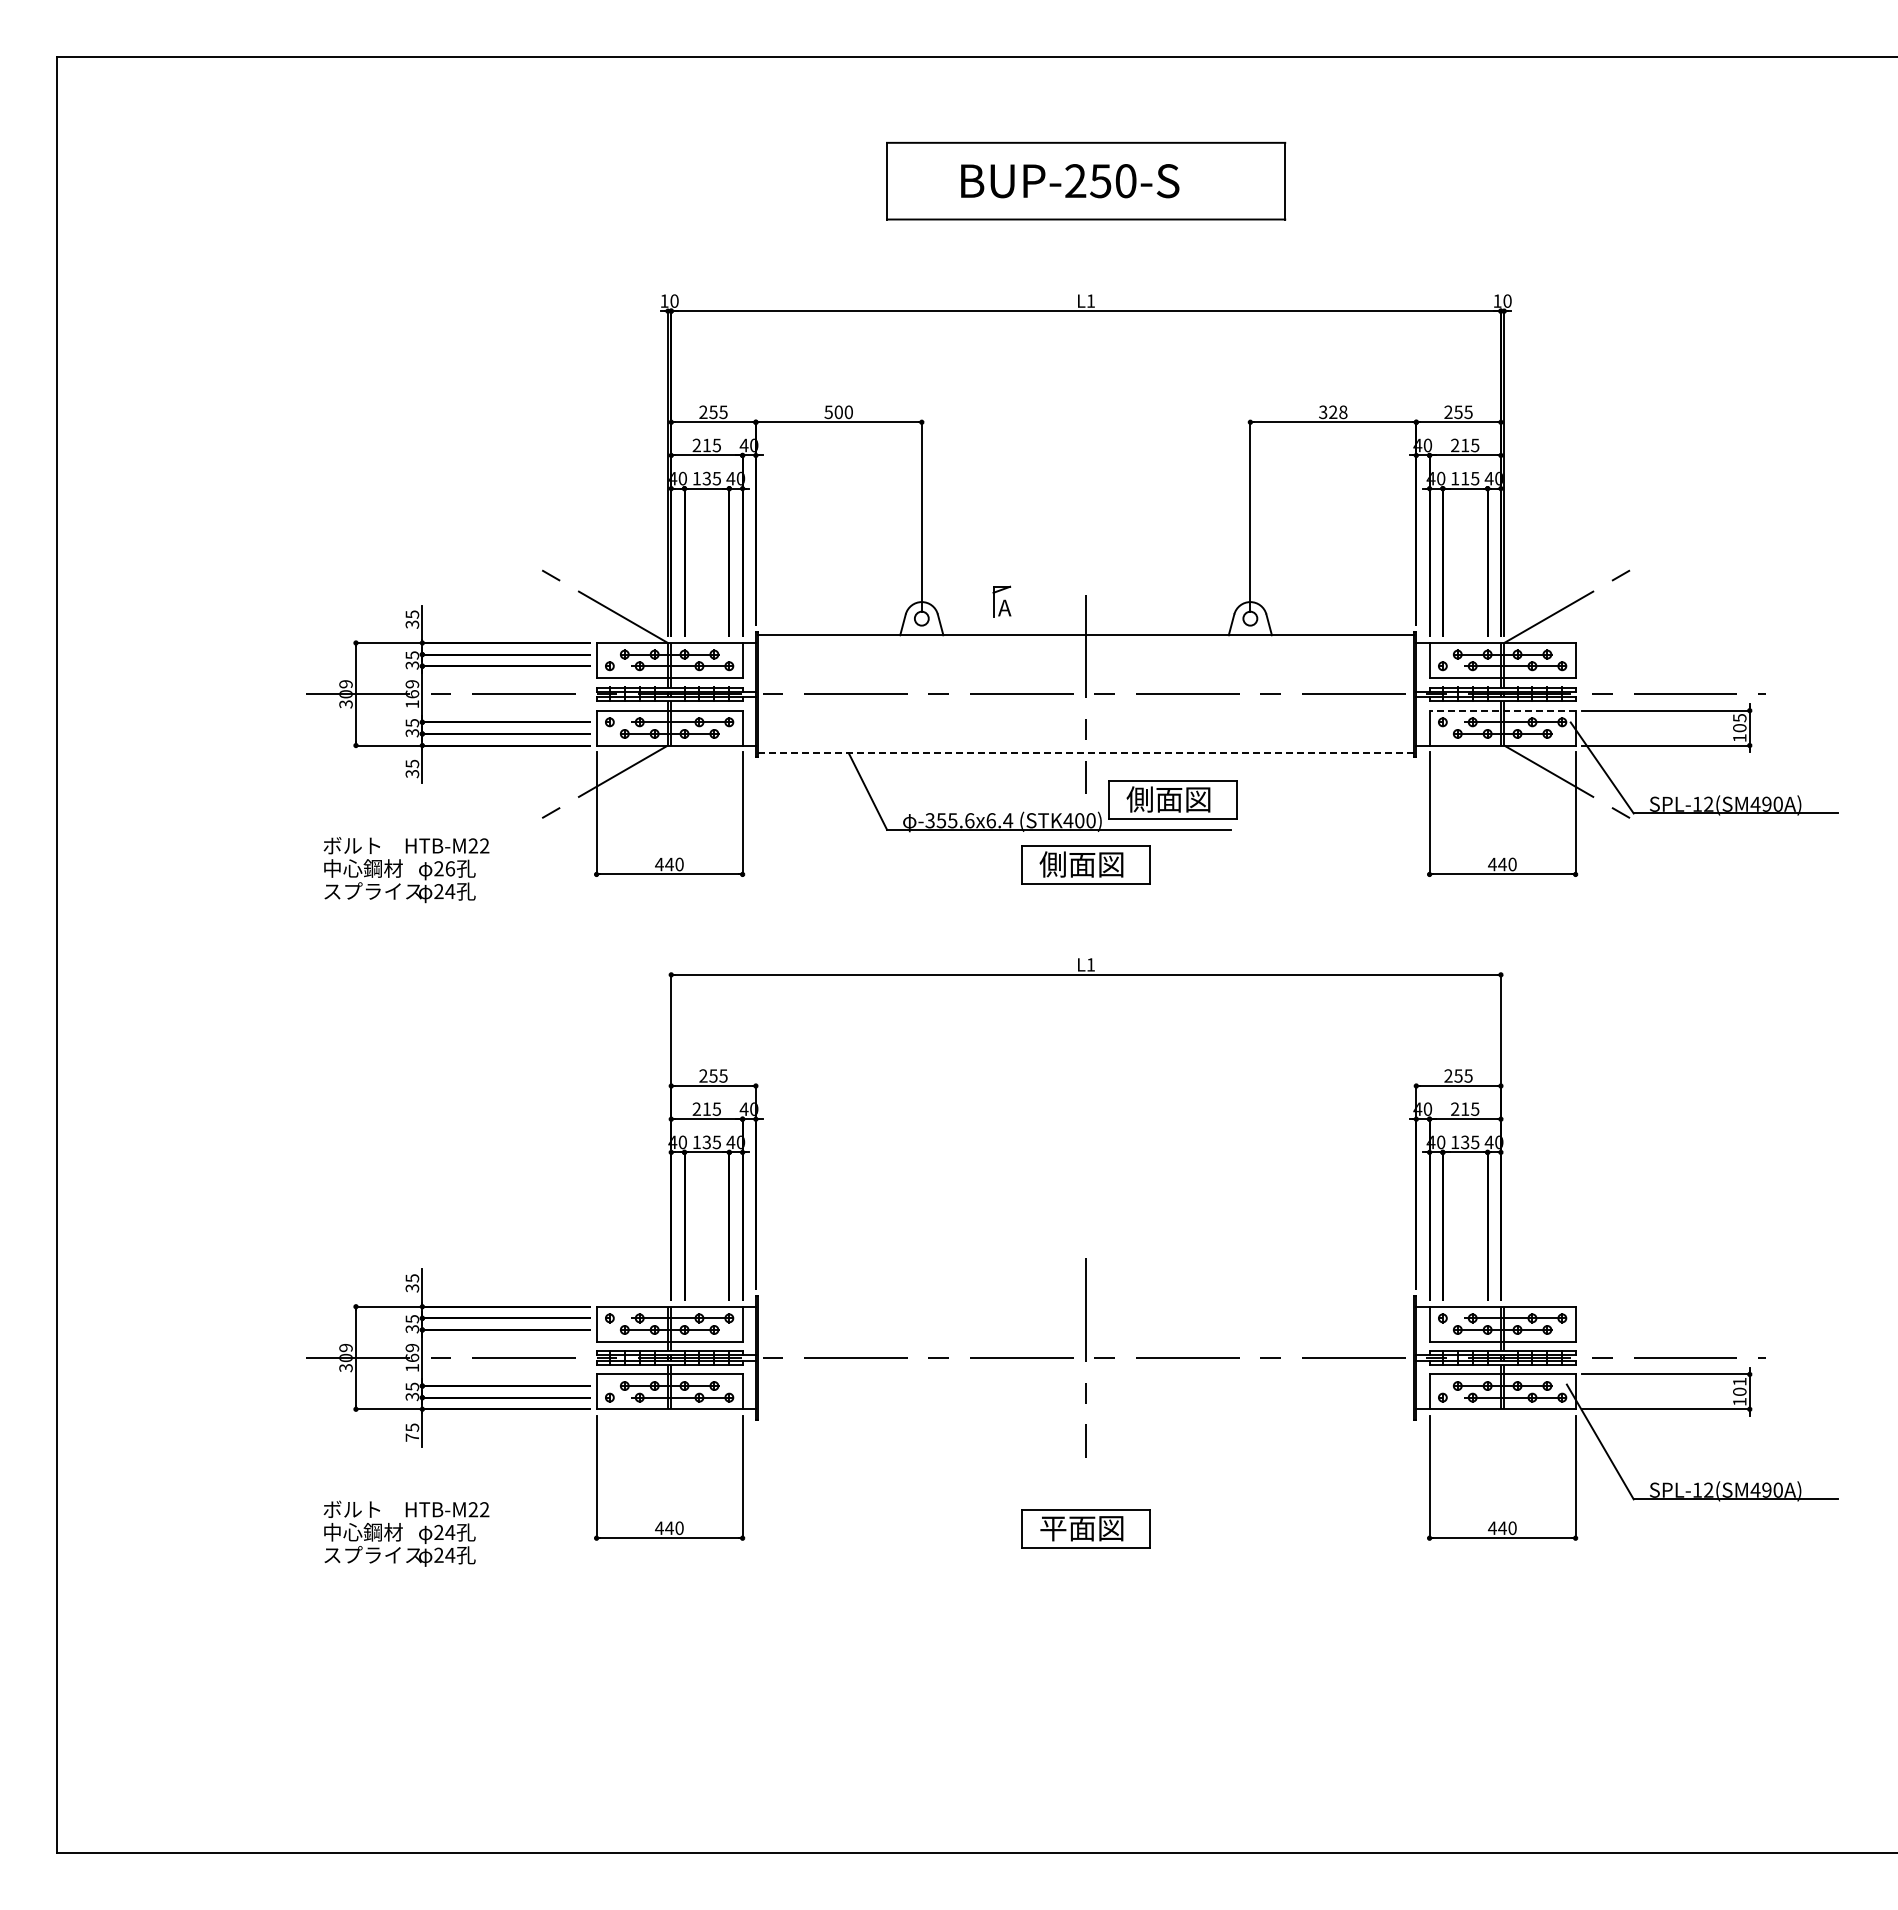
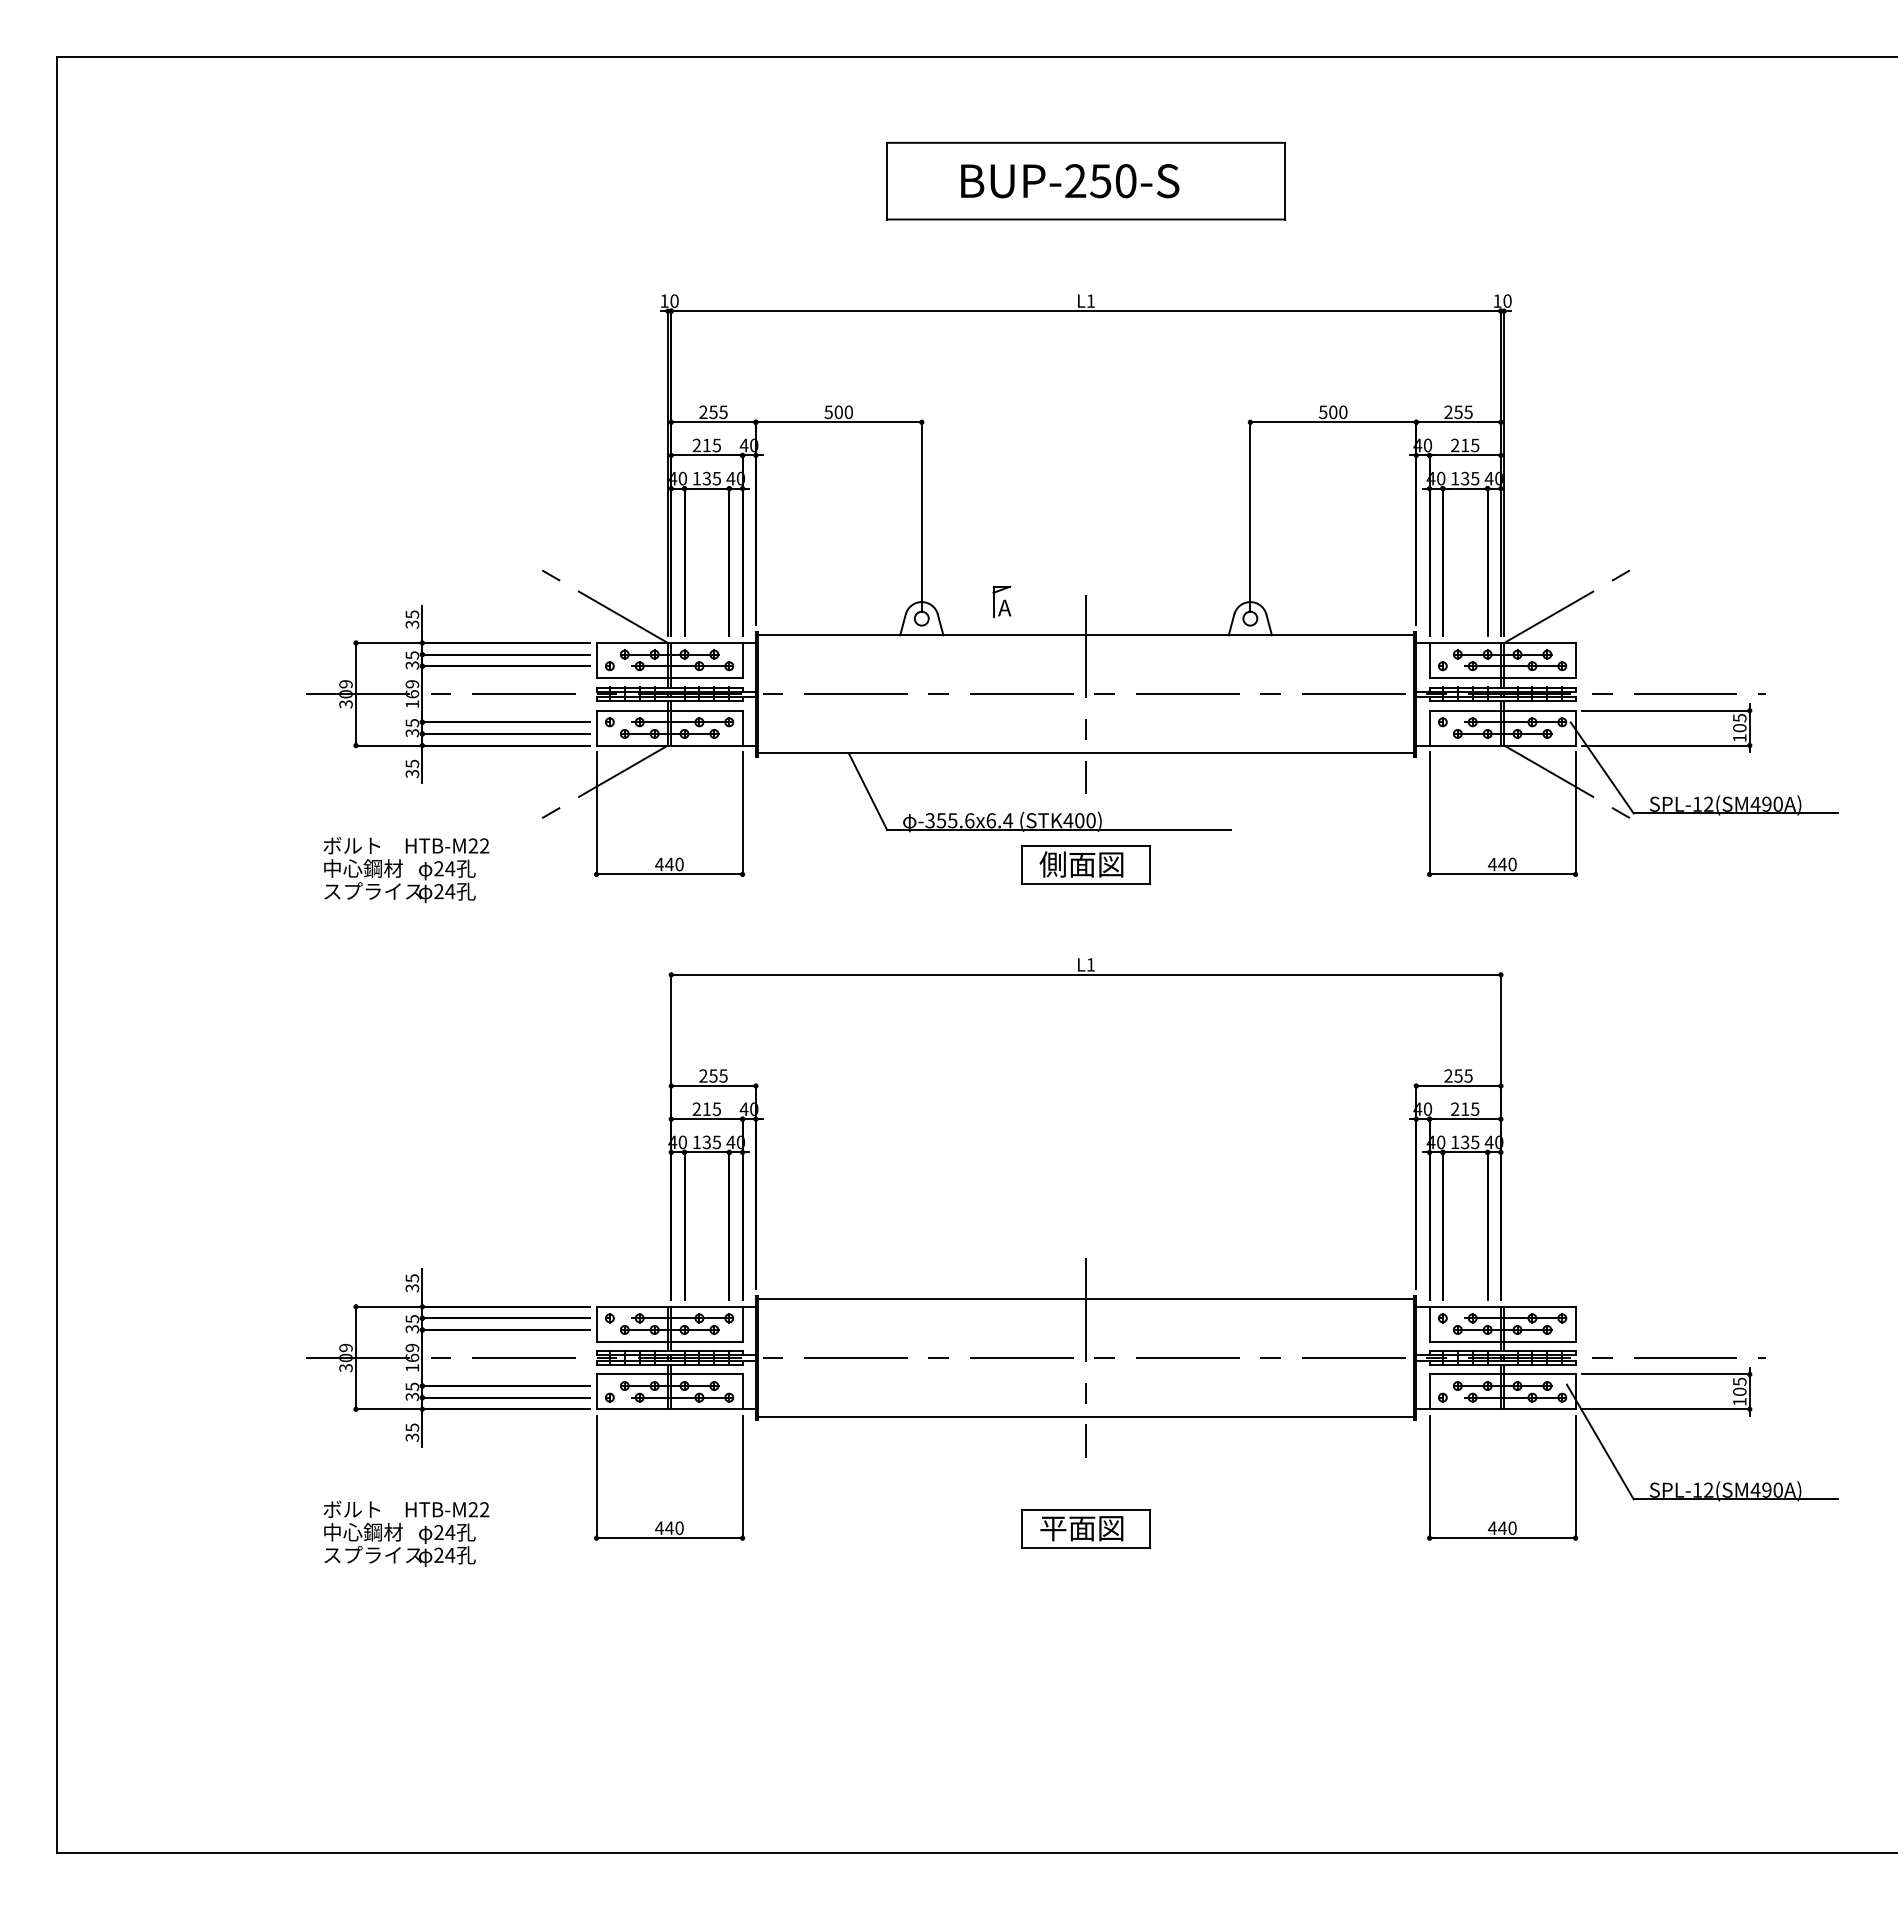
text: 328 -> 500 (1333, 412)
text: 115 -> 135 (1465, 478)
line: dashed -> solid (1502, 710)
line: dashed -> solid (1086, 753)
part: present -> none (1172, 799)
text: 26 -> 24 (450, 868)
line: none -> present (1085, 1299)
text: 101 -> 105 (1739, 1381)
line: none -> present (1085, 1417)
text: 75 -> 35 (412, 1437)
